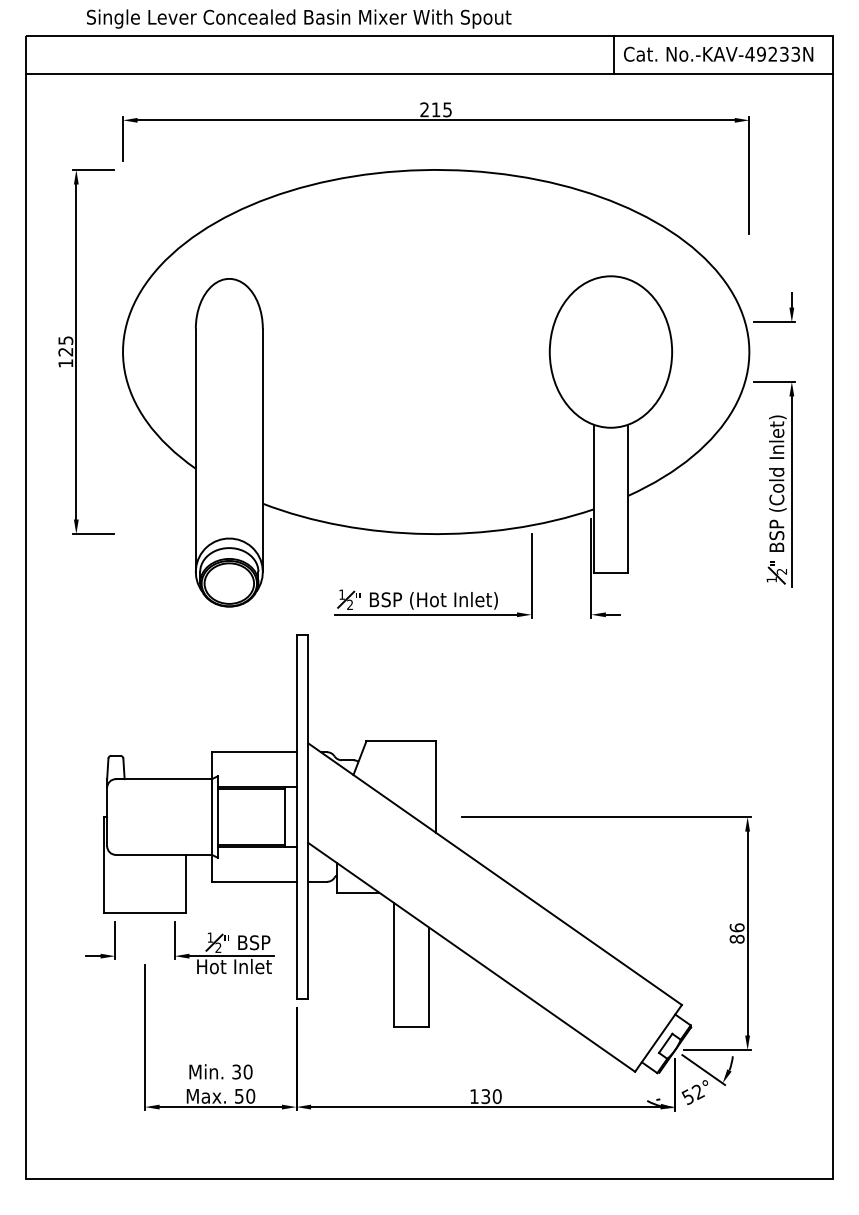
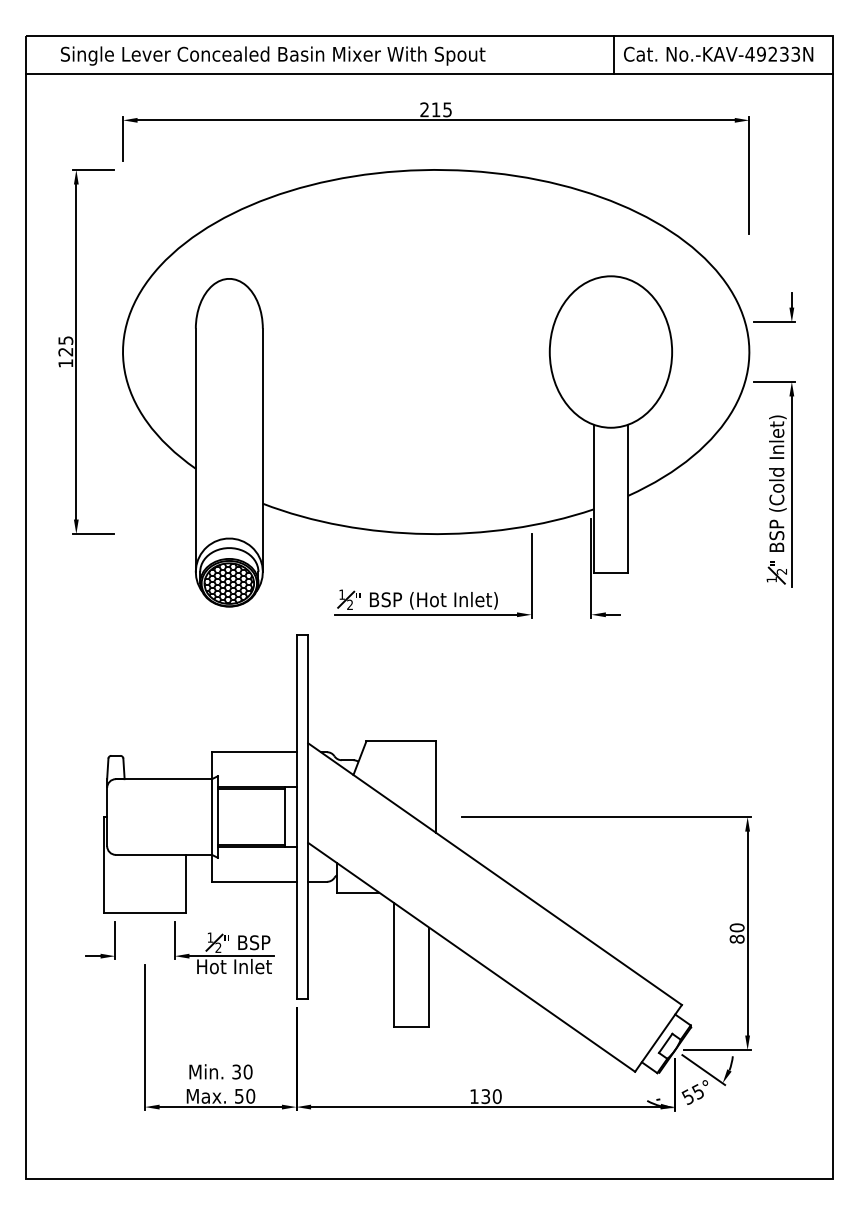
text position: (299, 18) -> (273, 55) (273, 55)
hatch: none -> present (228, 583)
text: 86 -> 80 (736, 927)
text: 52° -> 55° (697, 1091)
